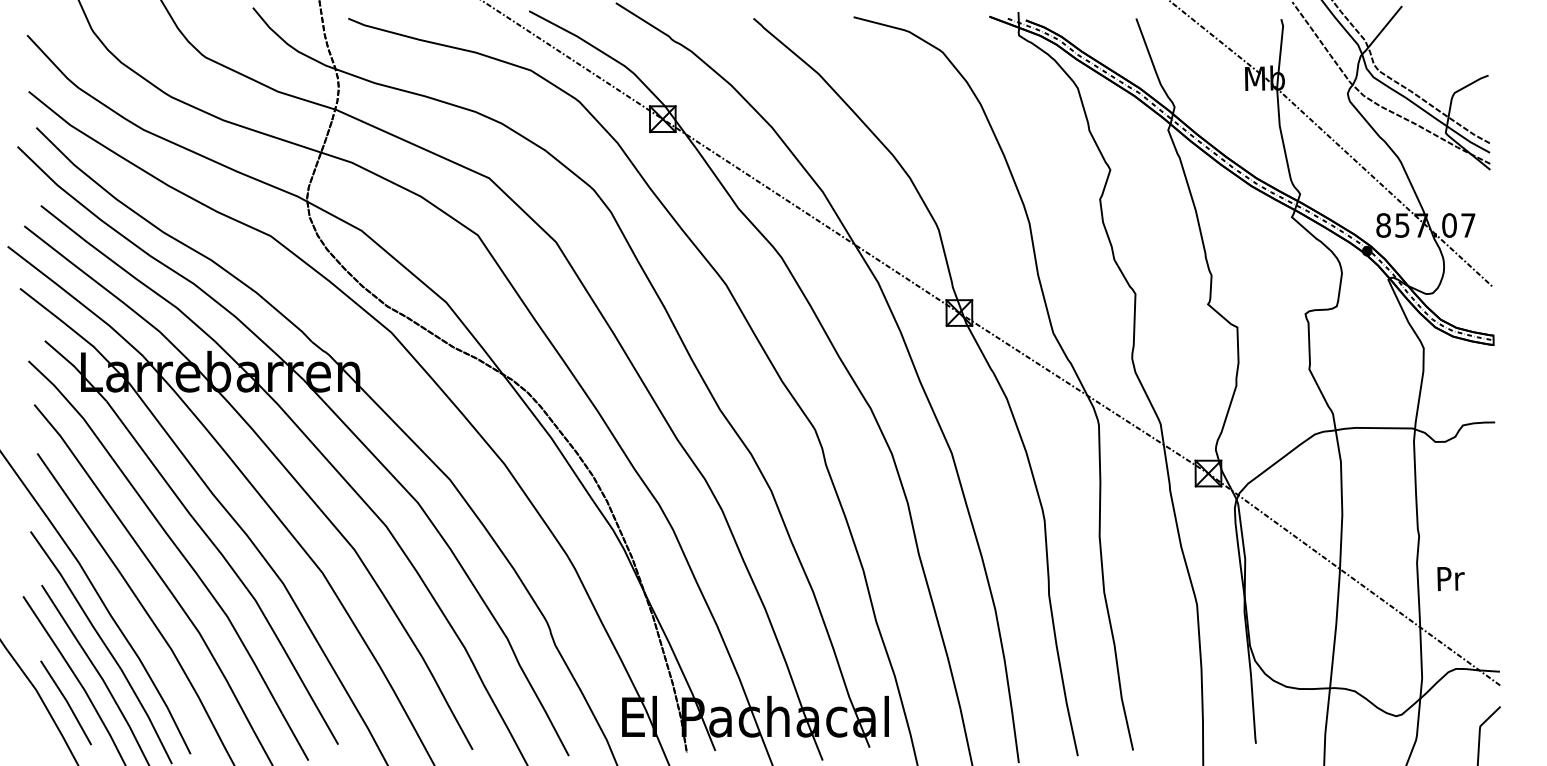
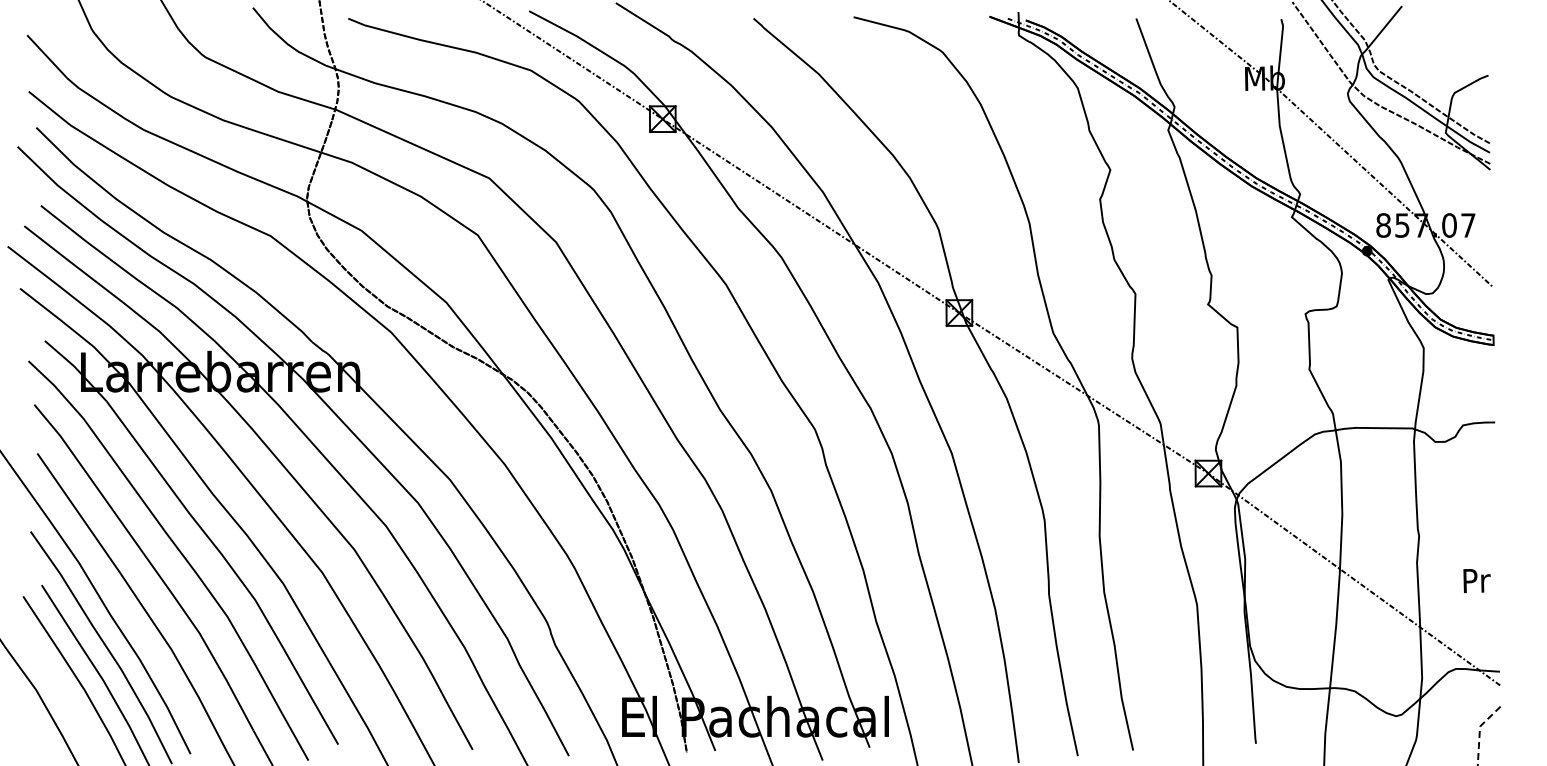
text position: (1450, 578) -> (1476, 580) (1476, 580)
line: present -> none (65, 701)
line: solid -> dashed (1479, 730)
